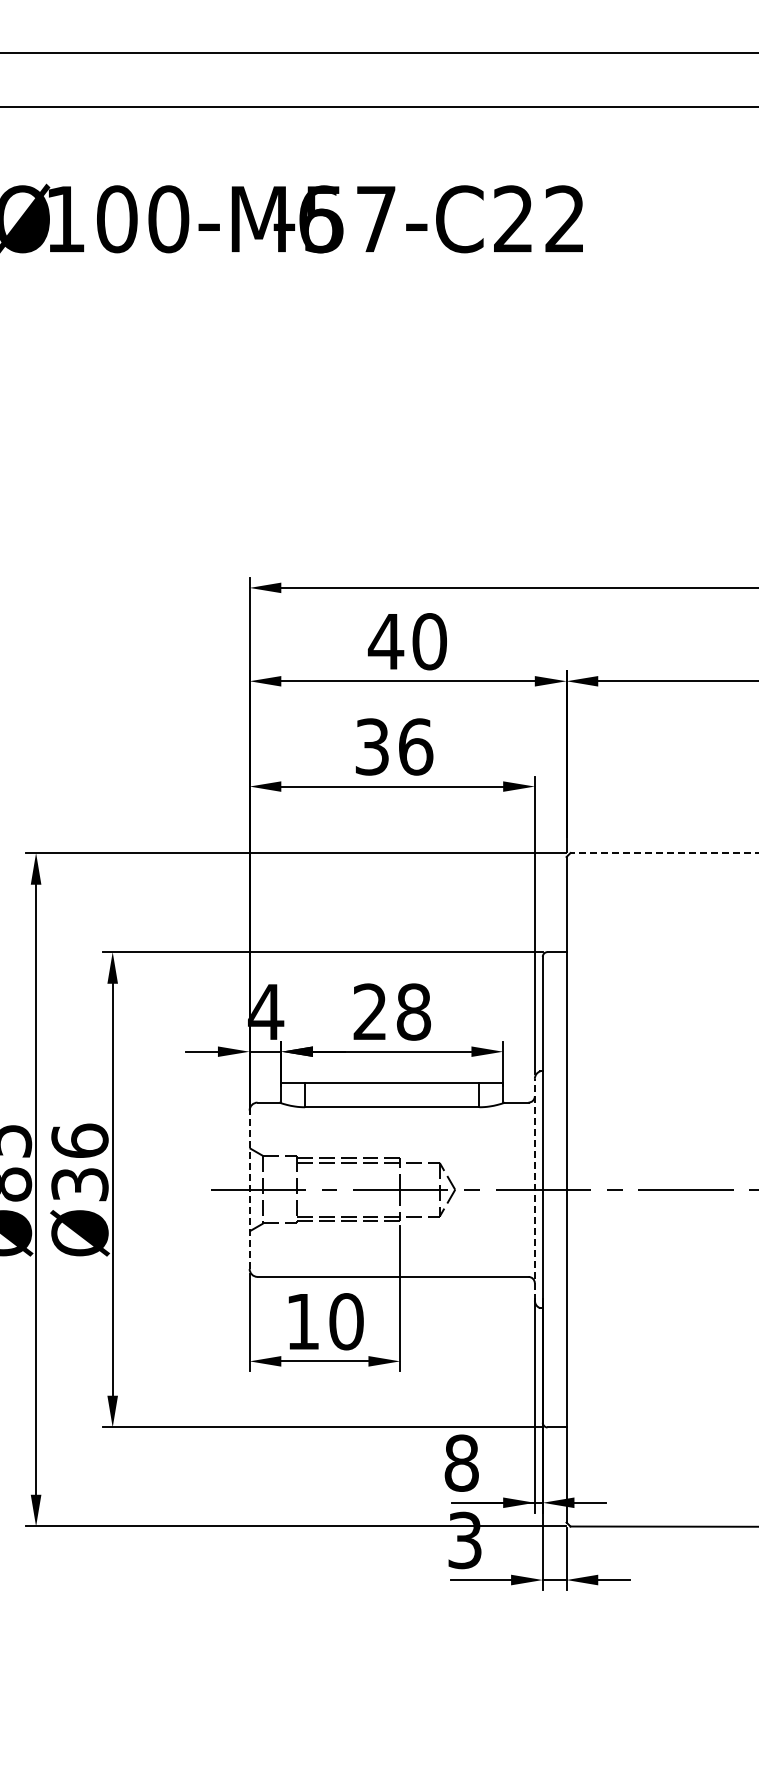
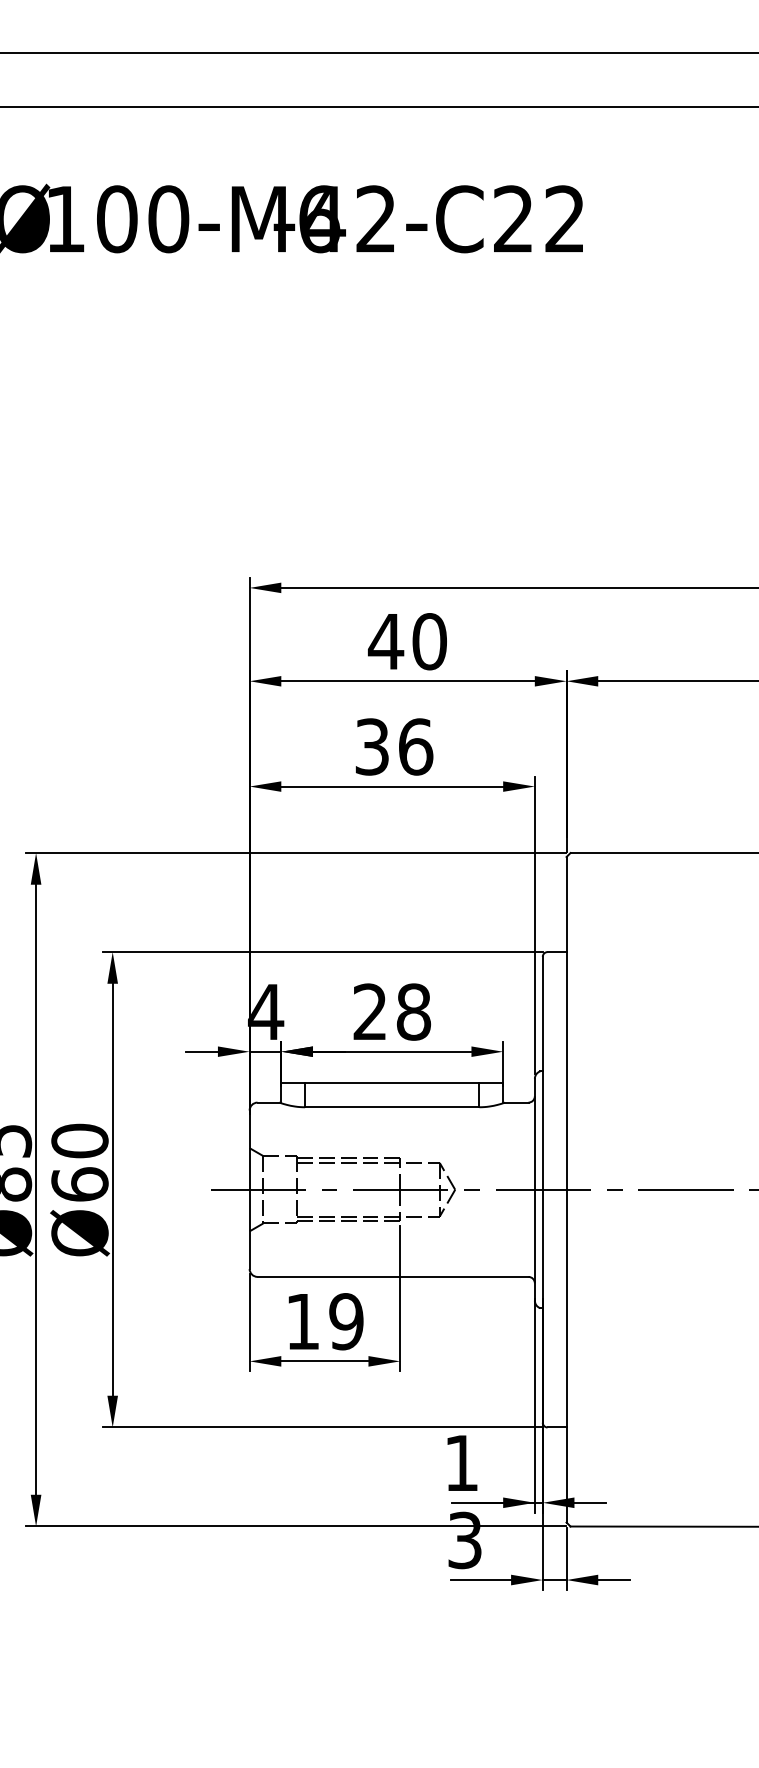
text: -57-C22 -> -42-C22 (350, 219)
line: dashed -> solid (664, 853)
text: Ø36 -> Ø60 (79, 1162)
line: dashed -> solid (249, 1189)
line: dashed -> solid (534, 1189)
text: 10 -> 19 (346, 1321)
text: 8 -> 1 (461, 1462)
